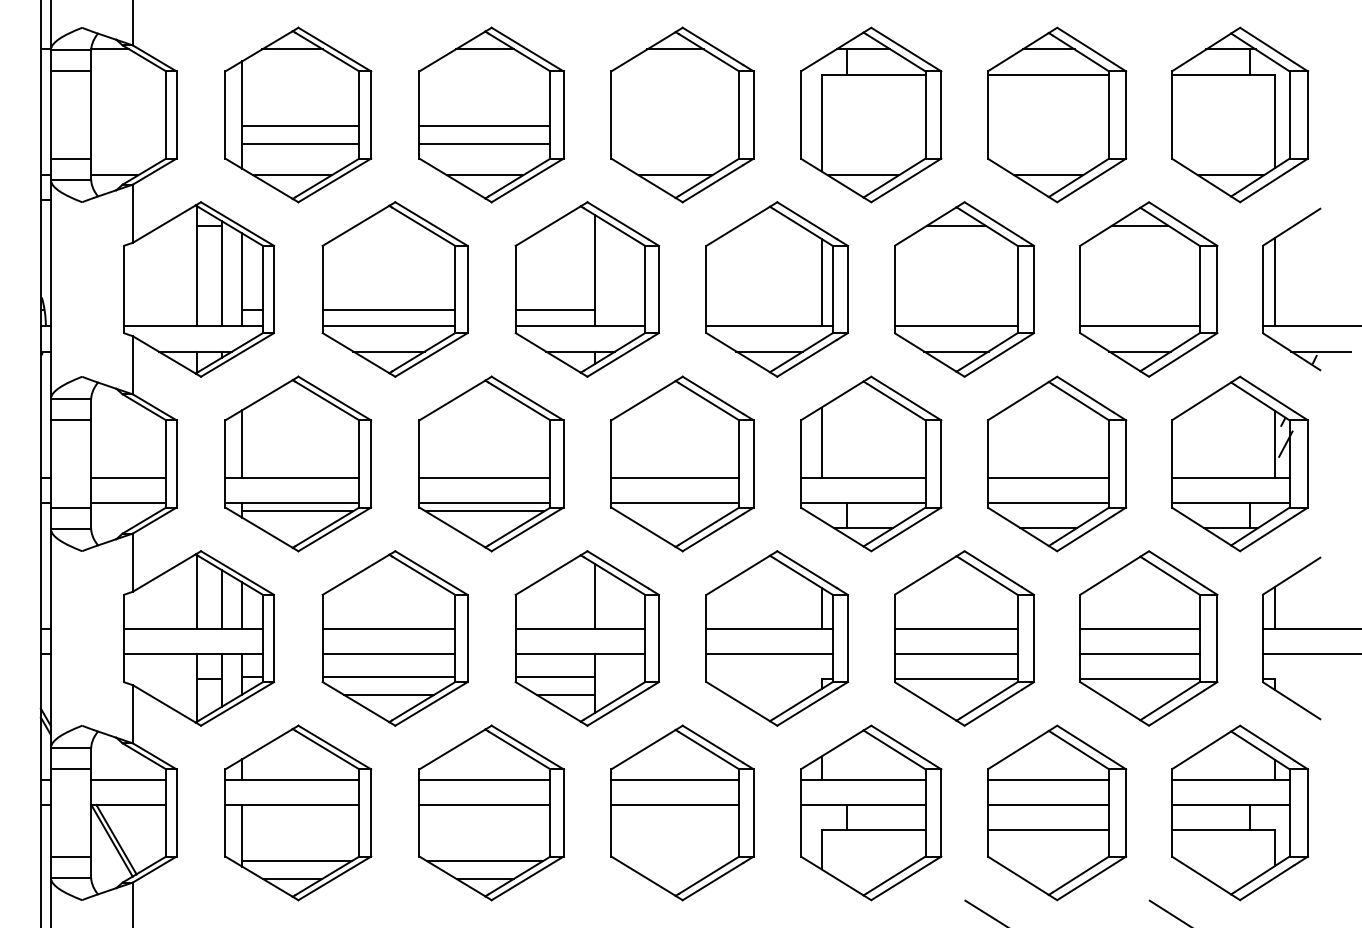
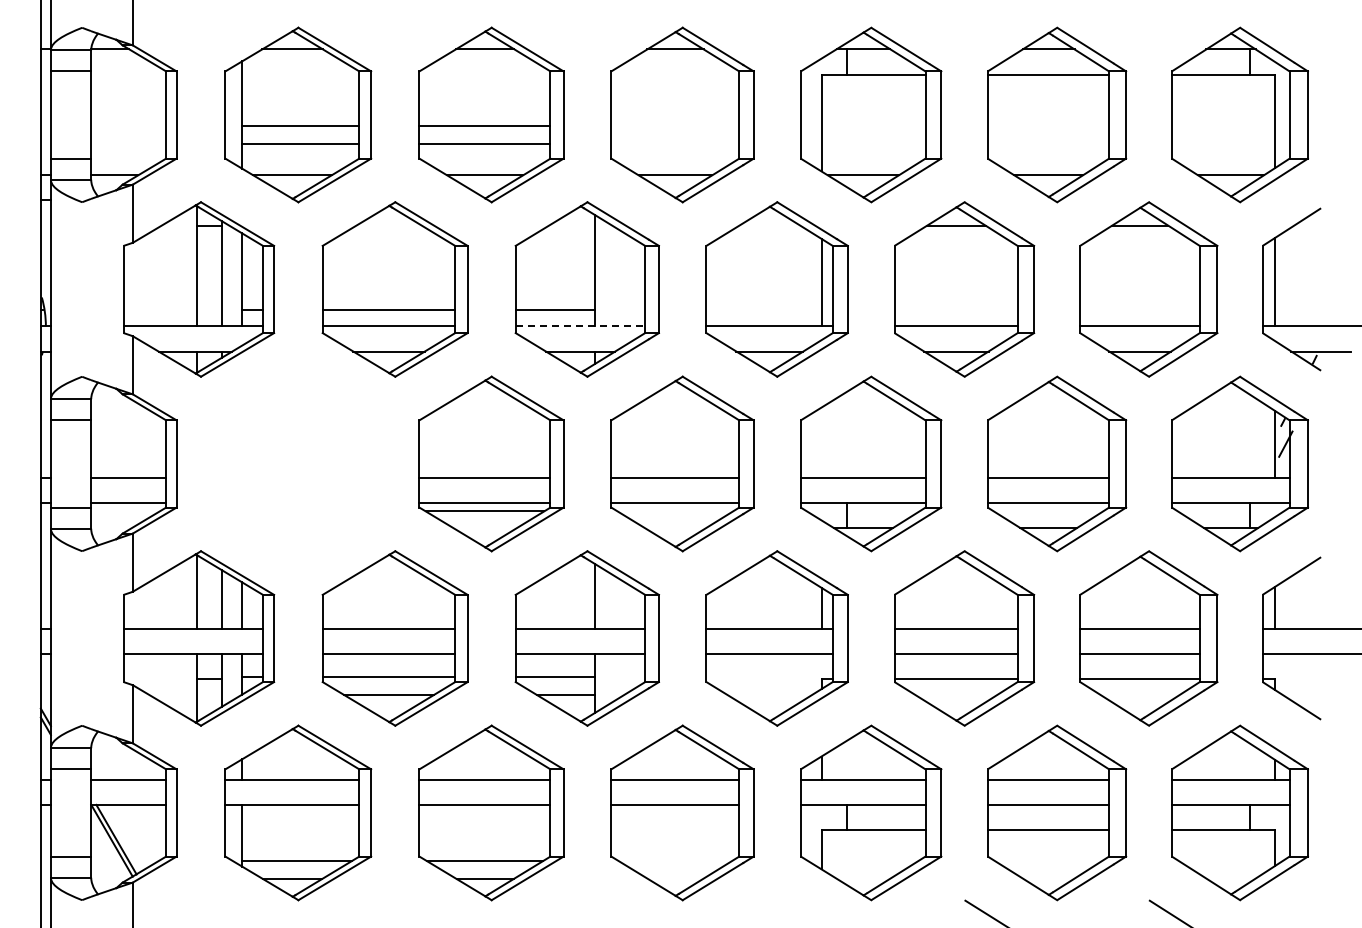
line: solid -> dashed (580, 326)
line: present -> none (821, 442)
part: present -> none (298, 463)
